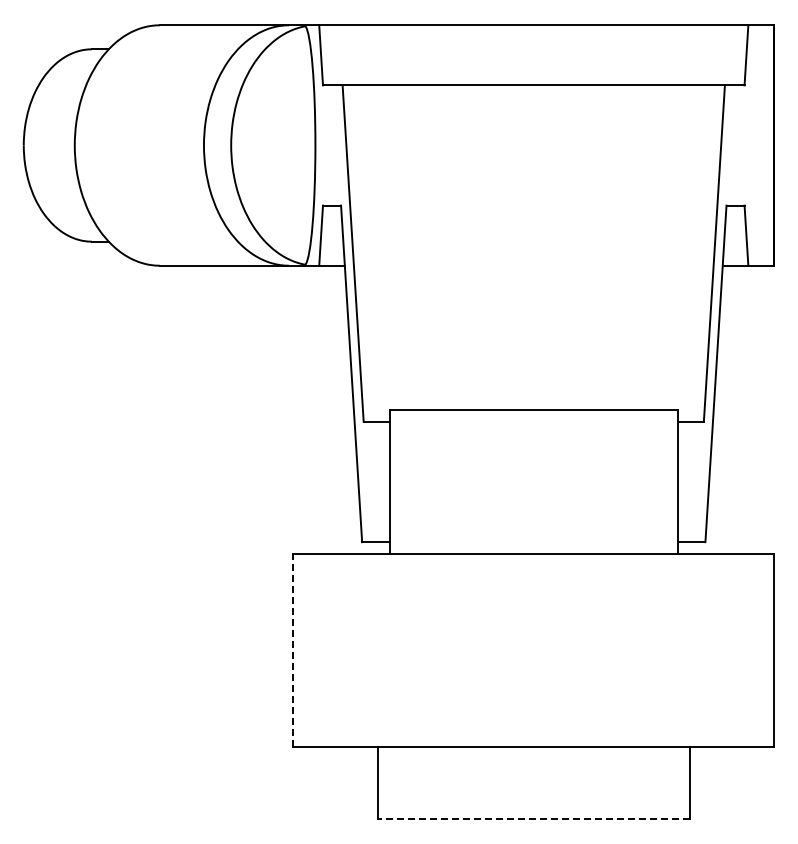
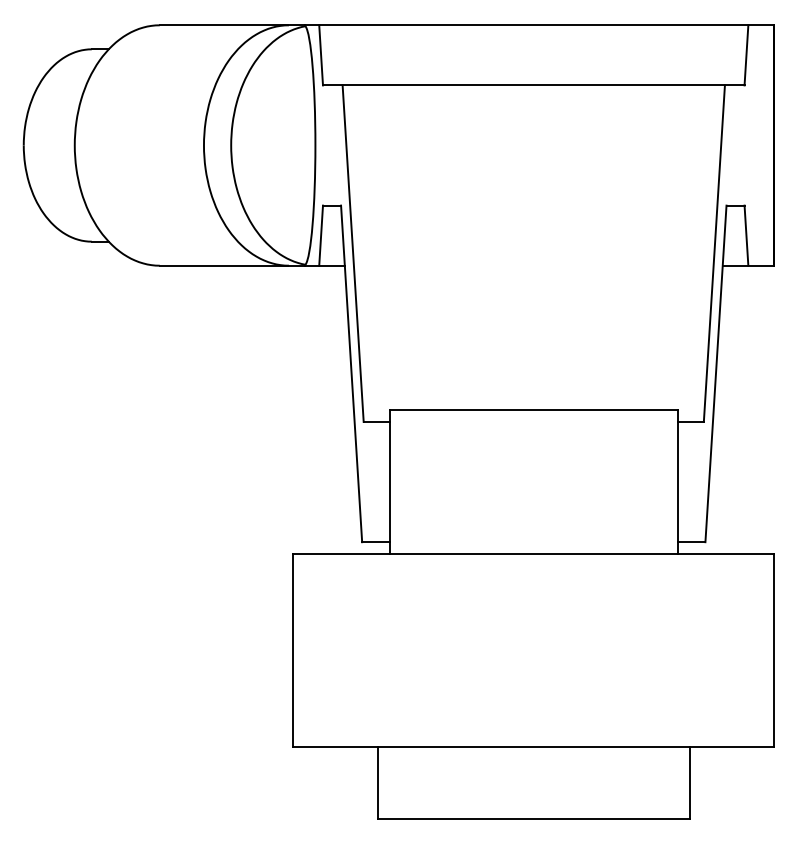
line: dashed -> solid (293, 649)
line: dashed -> solid (533, 818)
